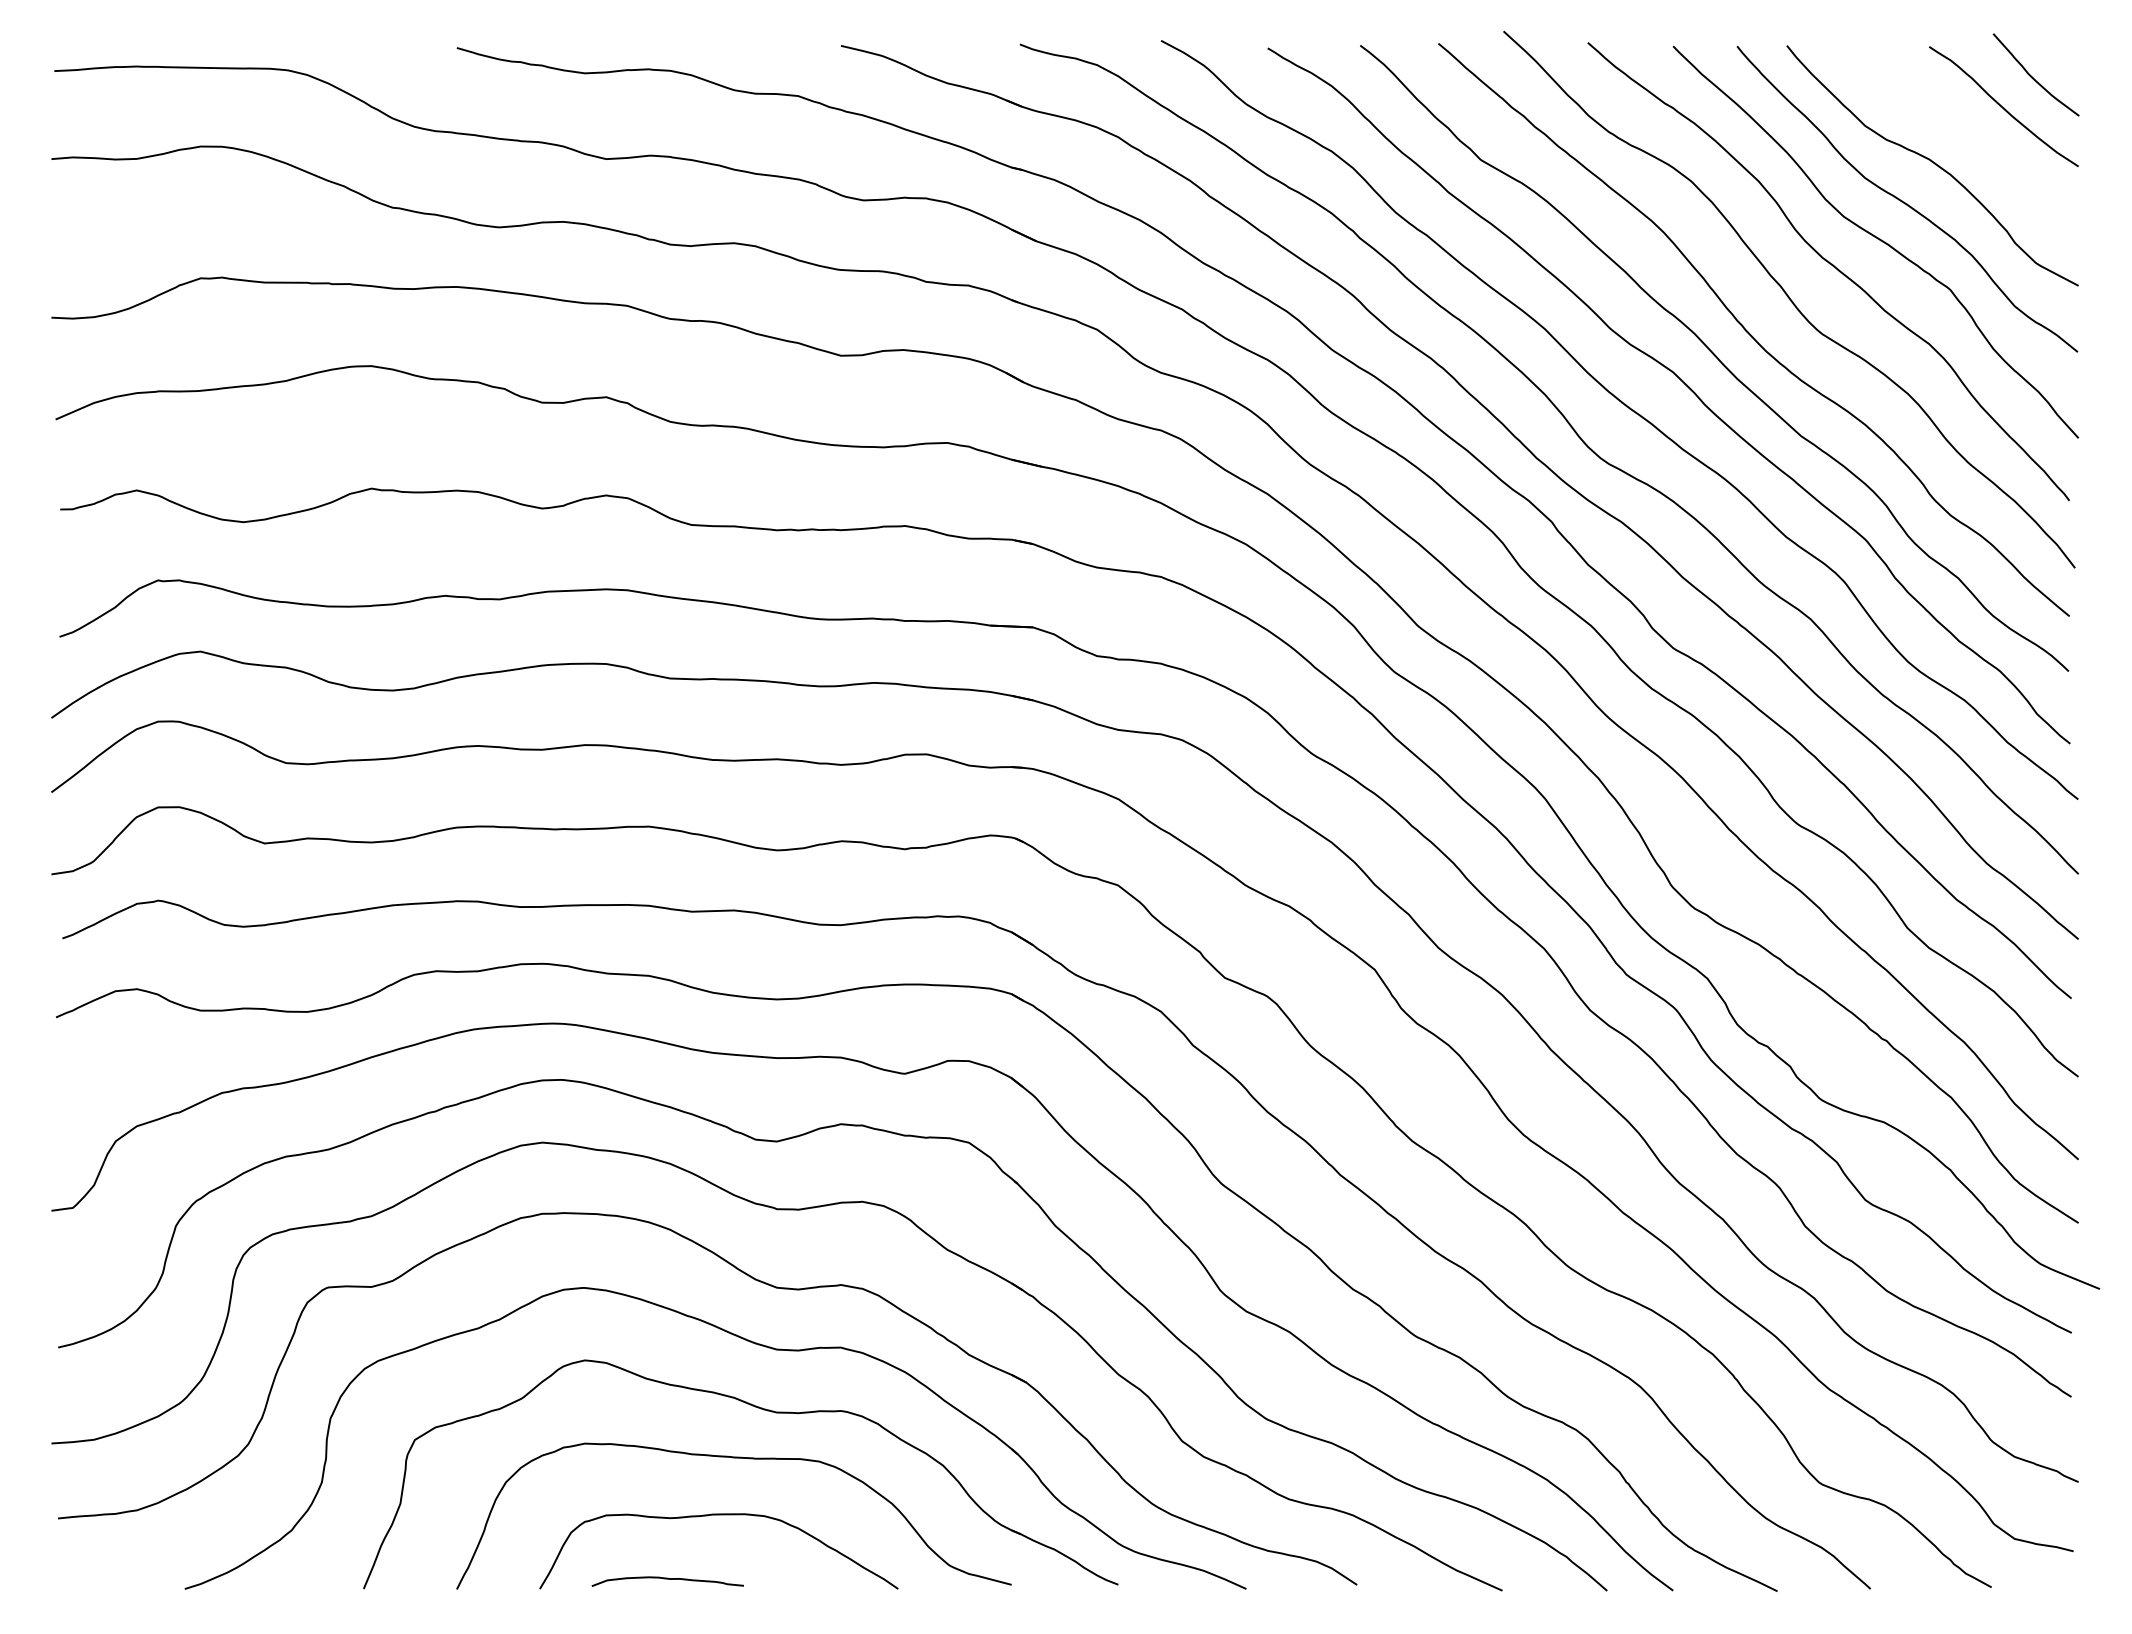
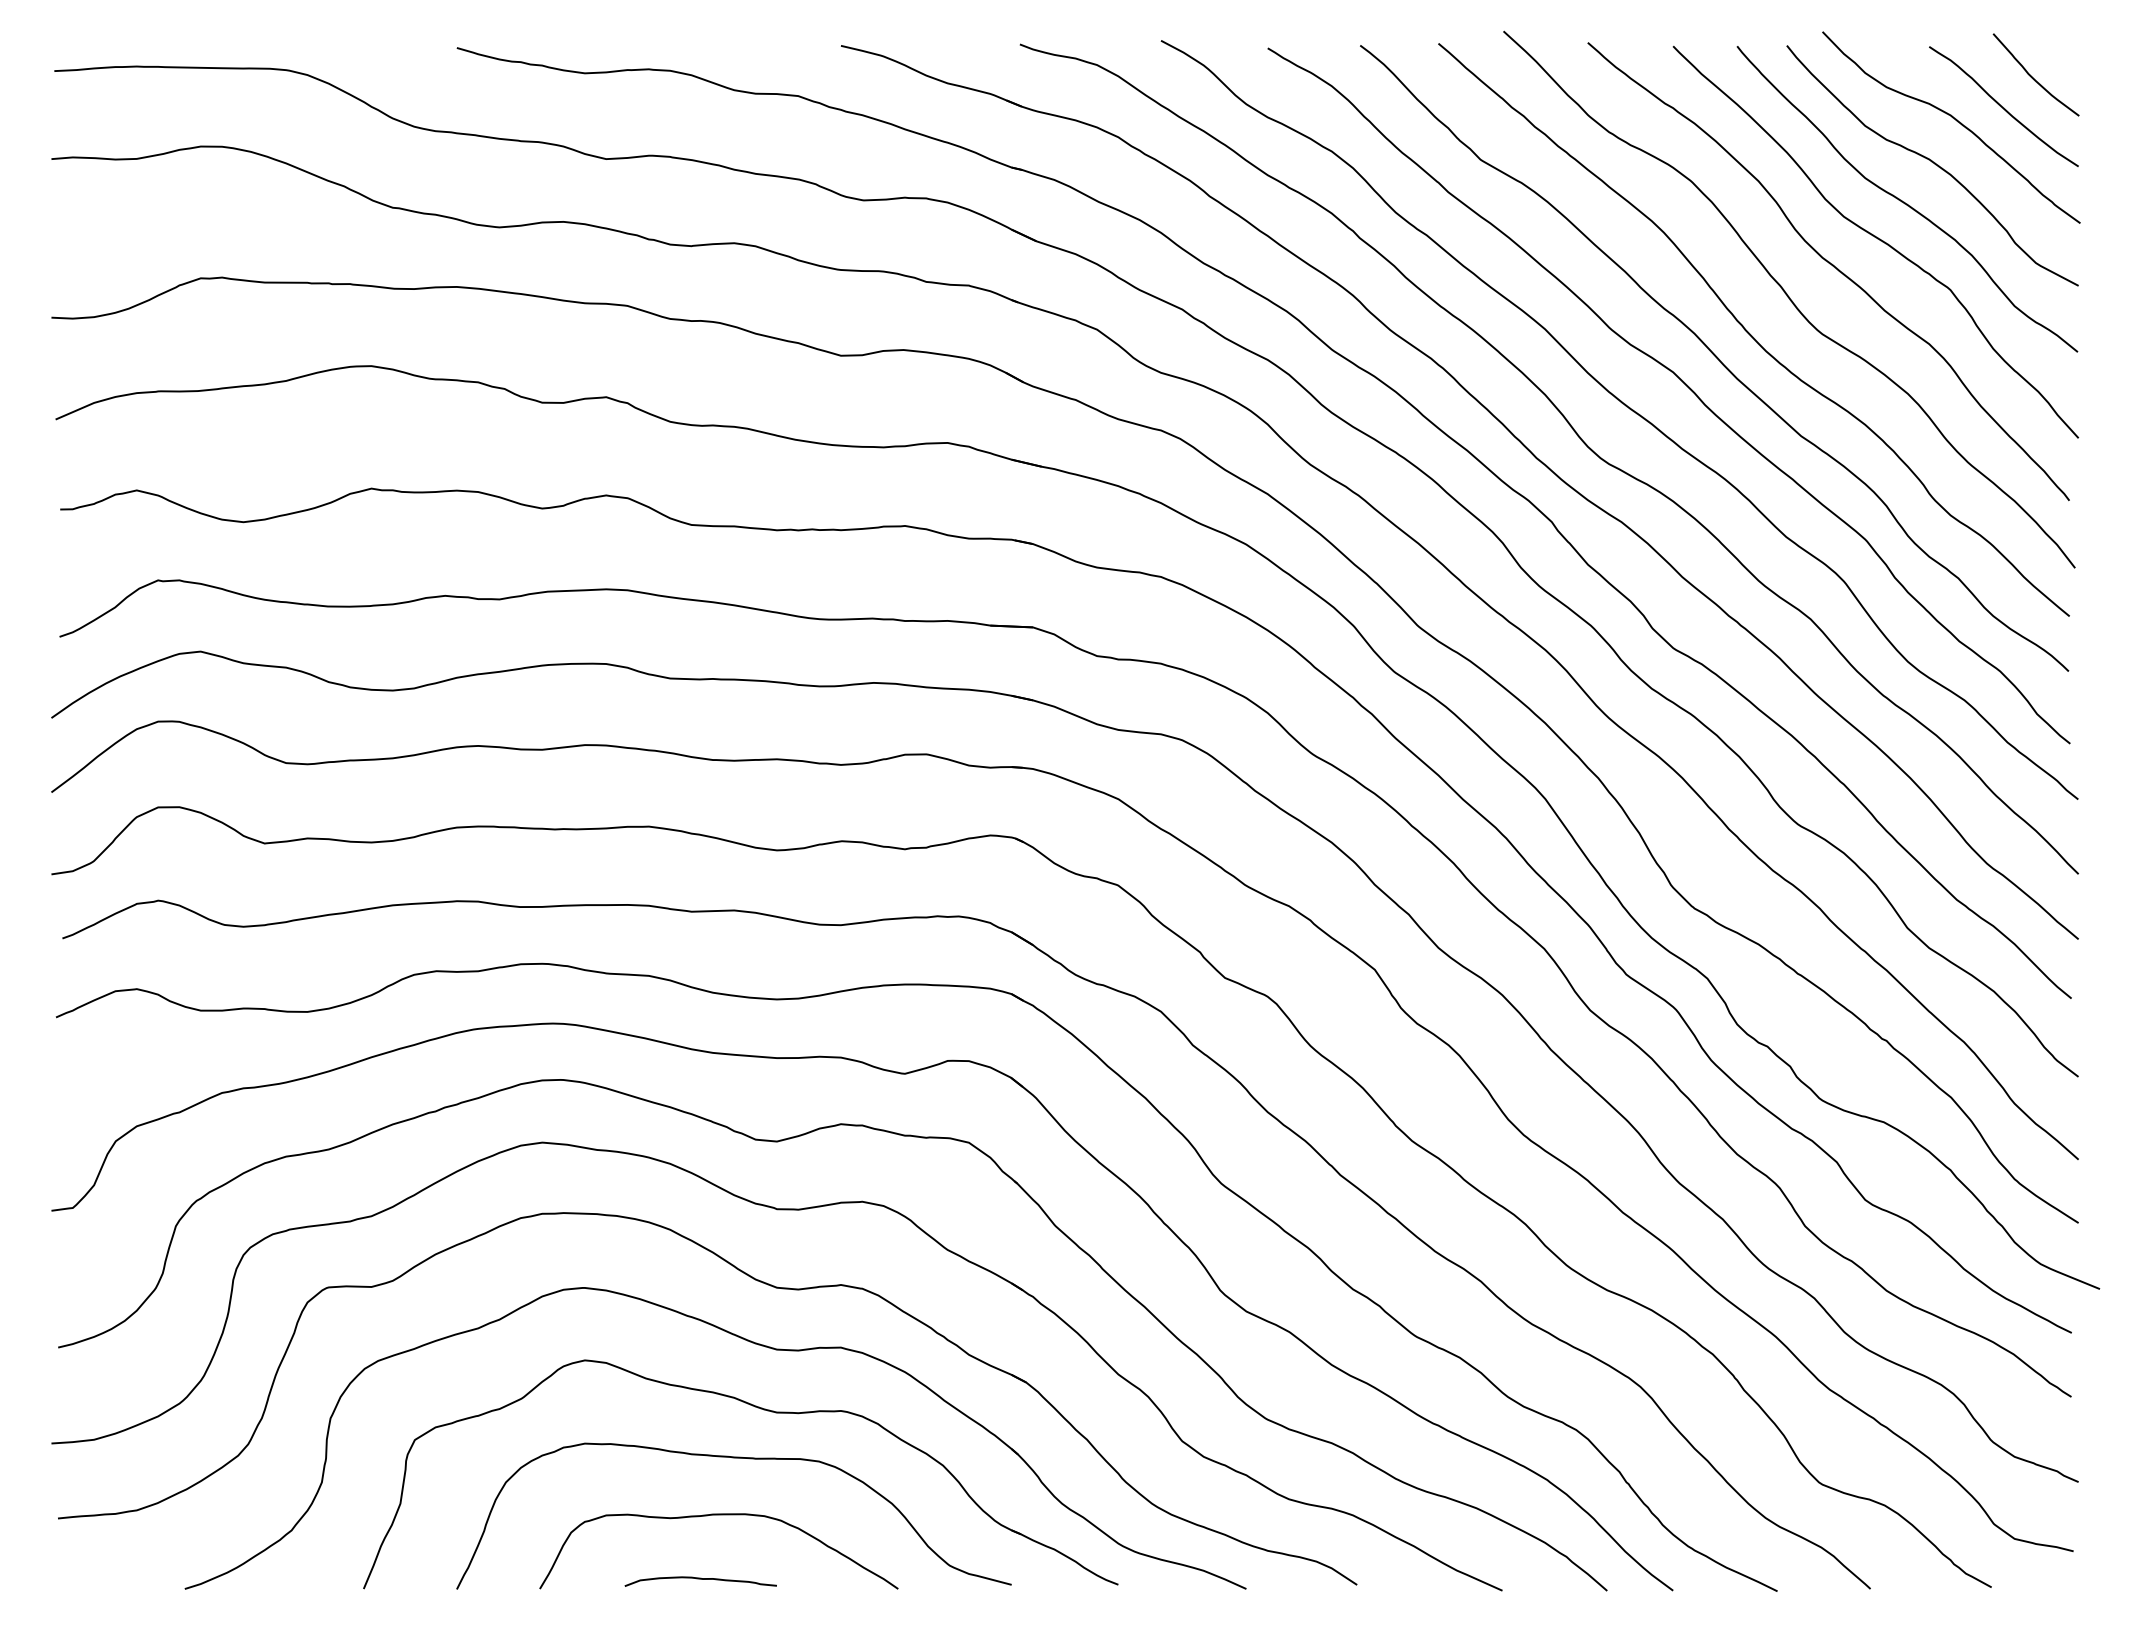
curve: none -> present (1956, 121)
curve position: (667, 1579) -> (700, 1579) (700, 1579)
